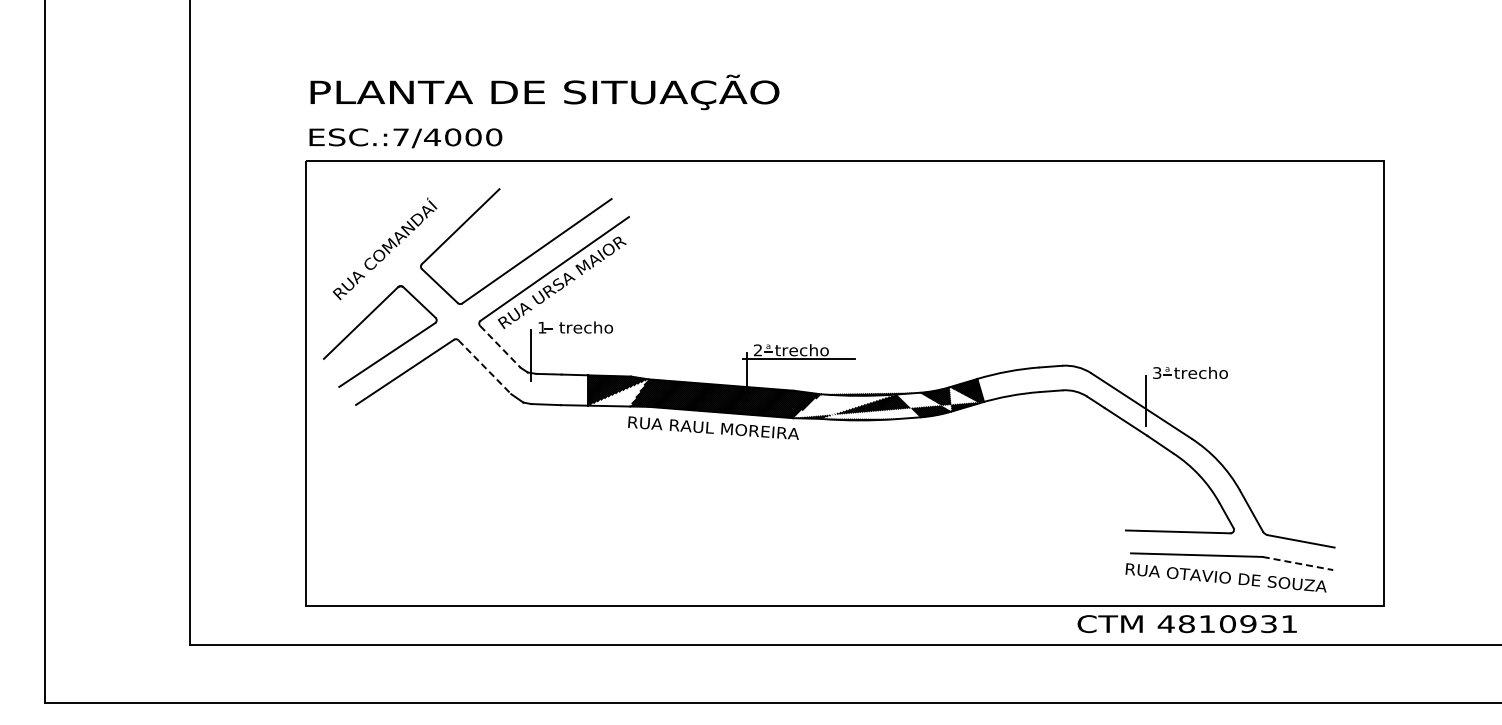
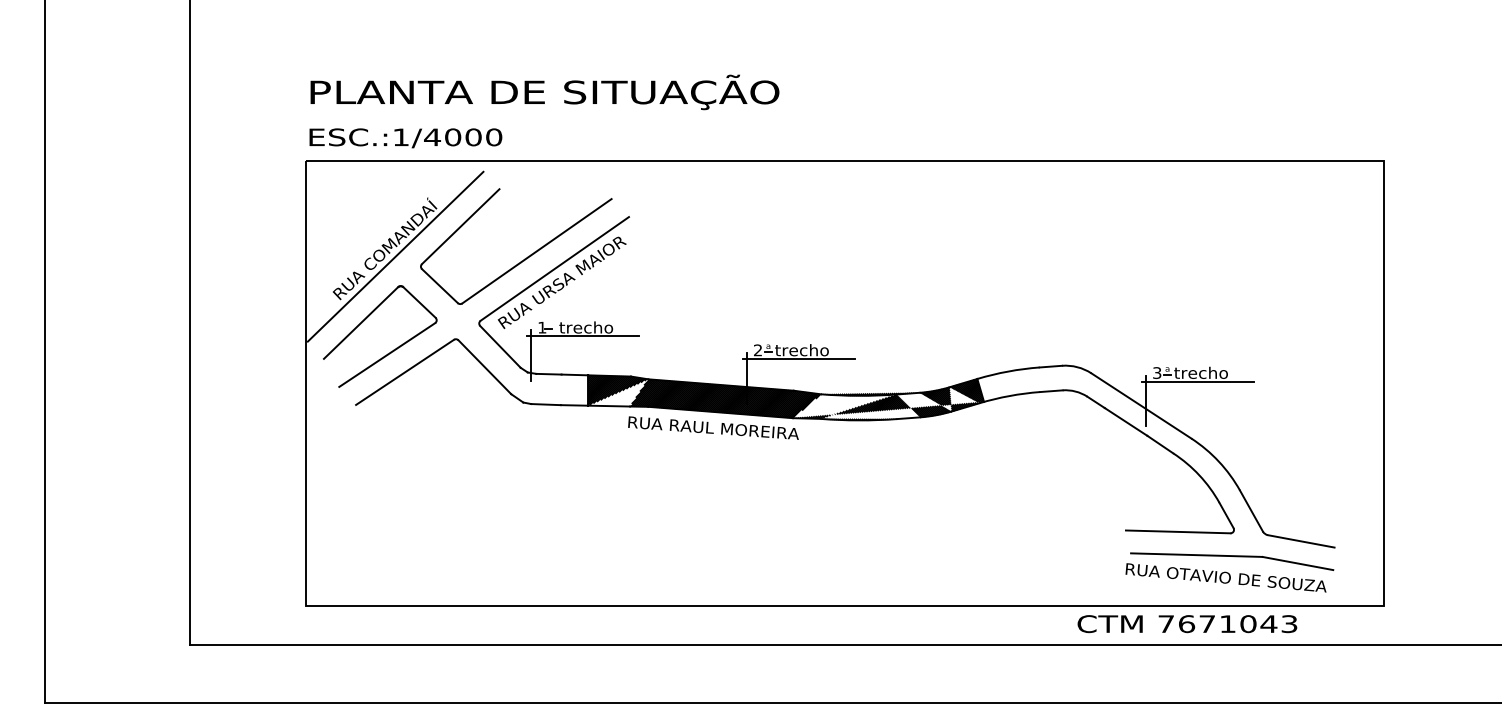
text: ESC.:7/4000 -> ESC.:1/4000 (400, 137)
line: none -> present (395, 256)
line: none -> present (583, 336)
line: dashed -> solid (500, 347)
line: dashed -> solid (484, 367)
line: none -> present (1198, 381)
line: dashed -> solid (1298, 563)
text: 4810931 -> 7671043 (1227, 624)
